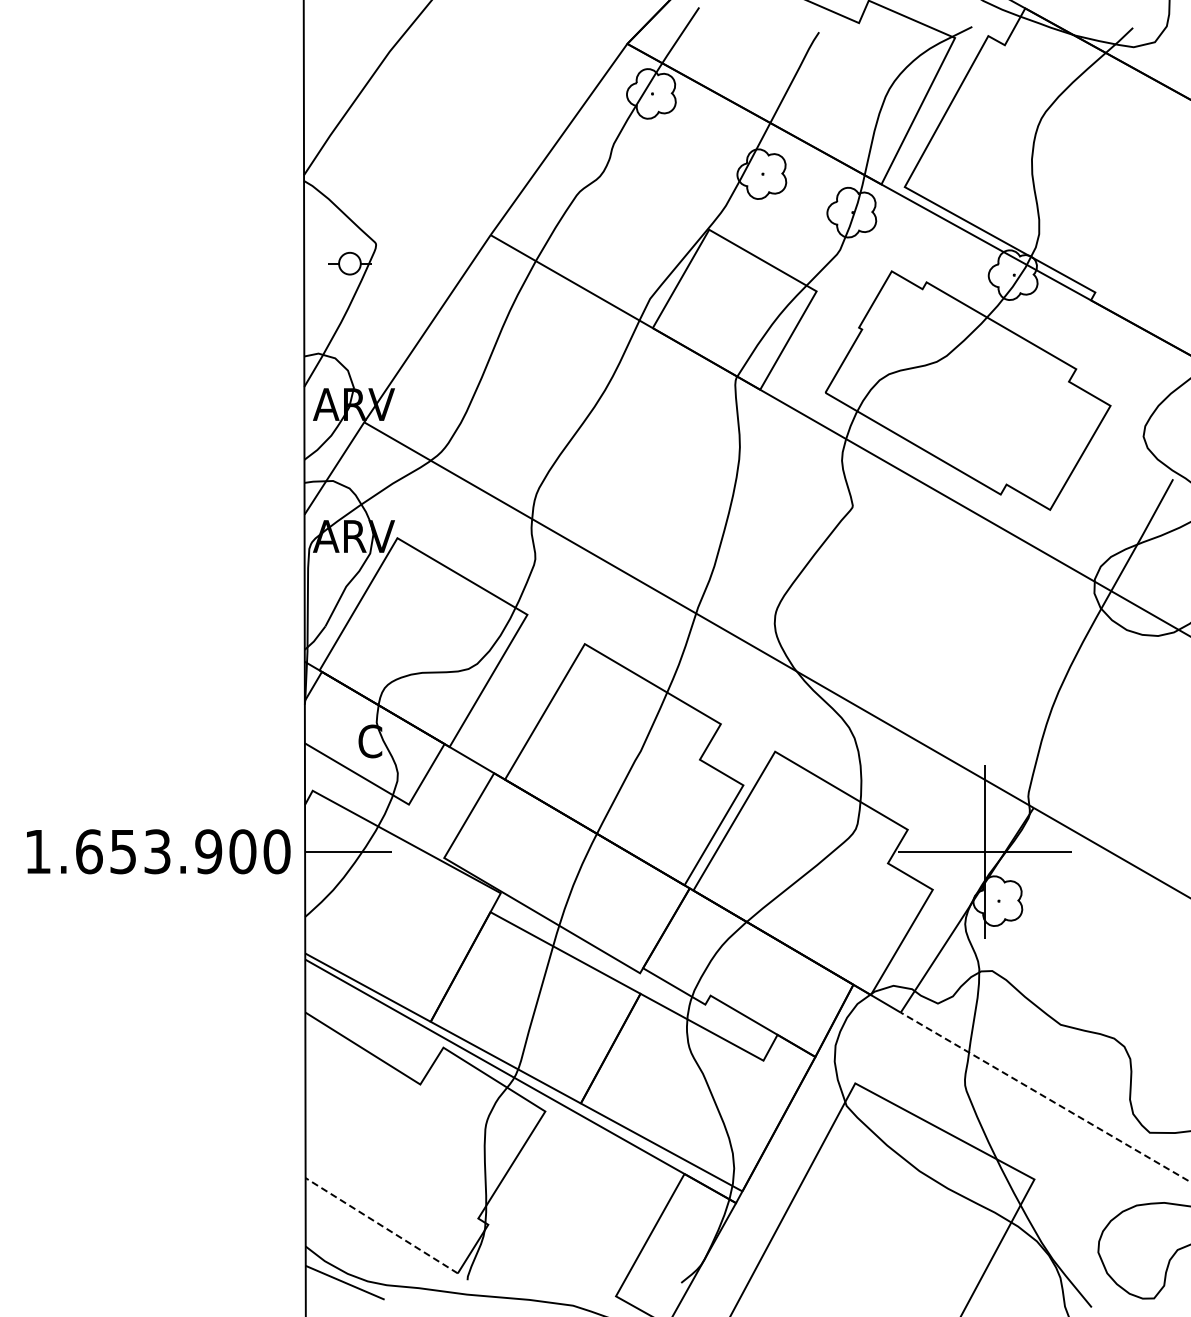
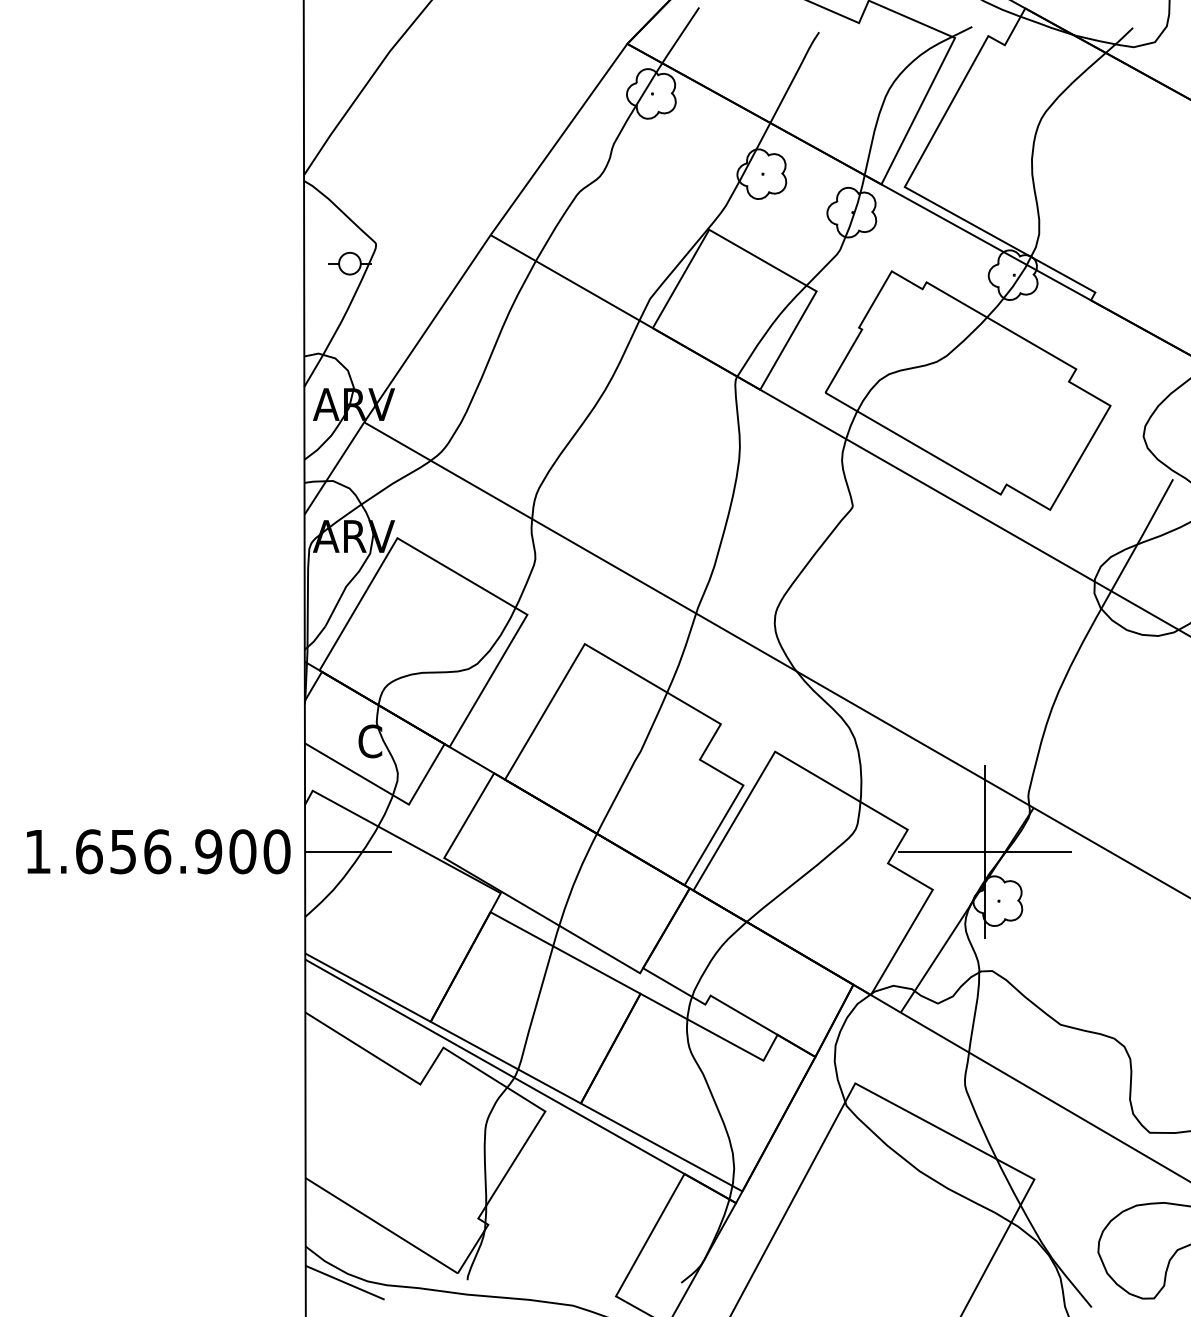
text: 1.653.900 -> 1.656.900 (157, 851)
line: dashed -> solid (1045, 1097)
line: dashed -> solid (381, 1225)
